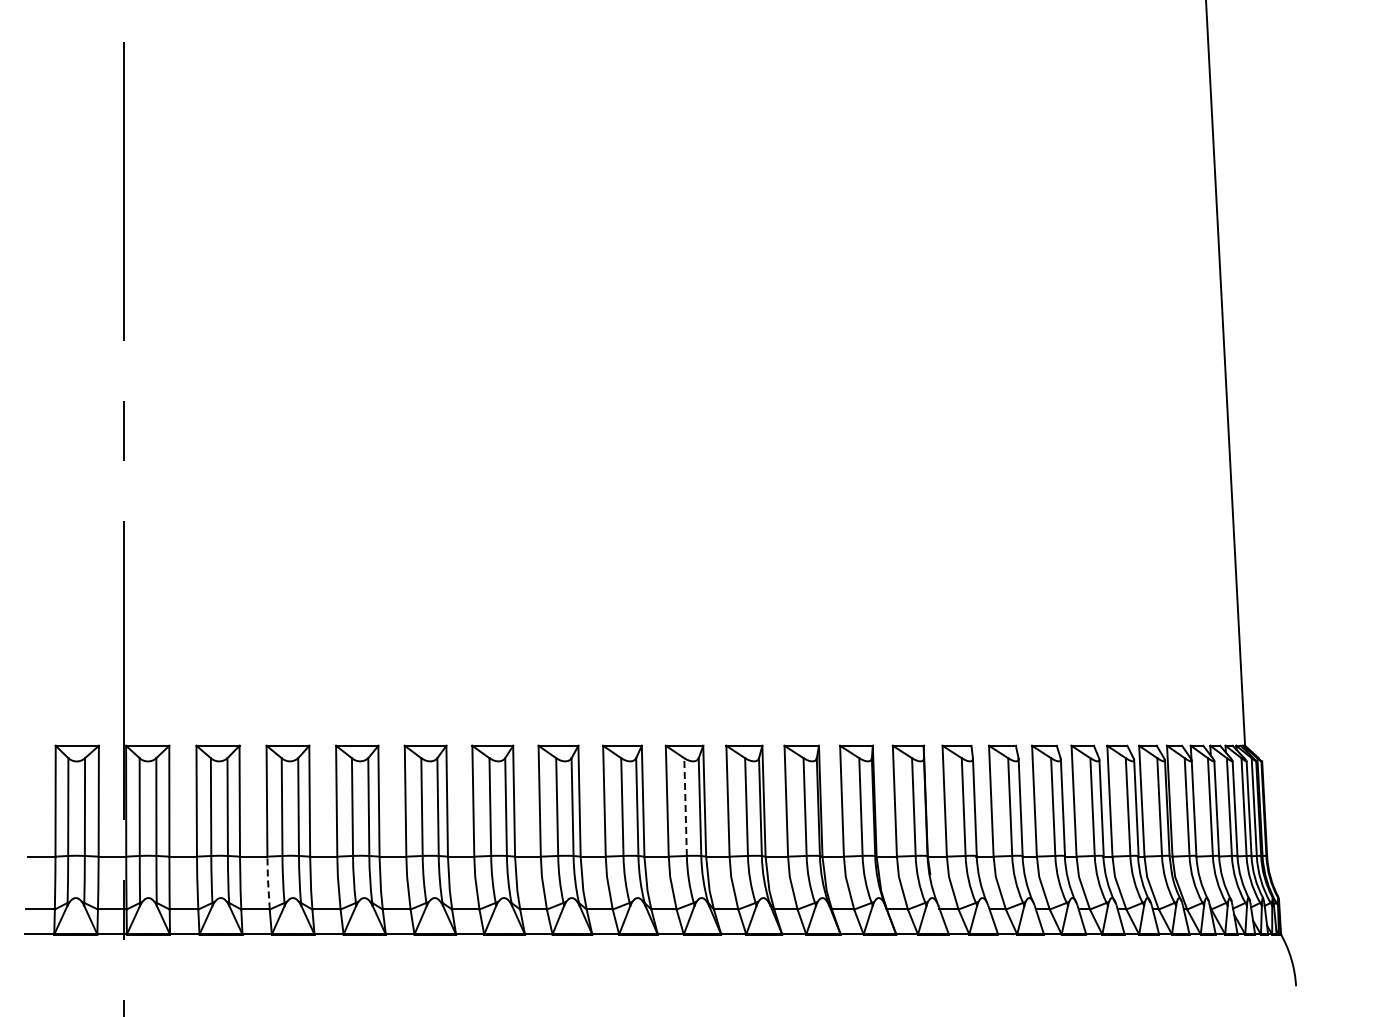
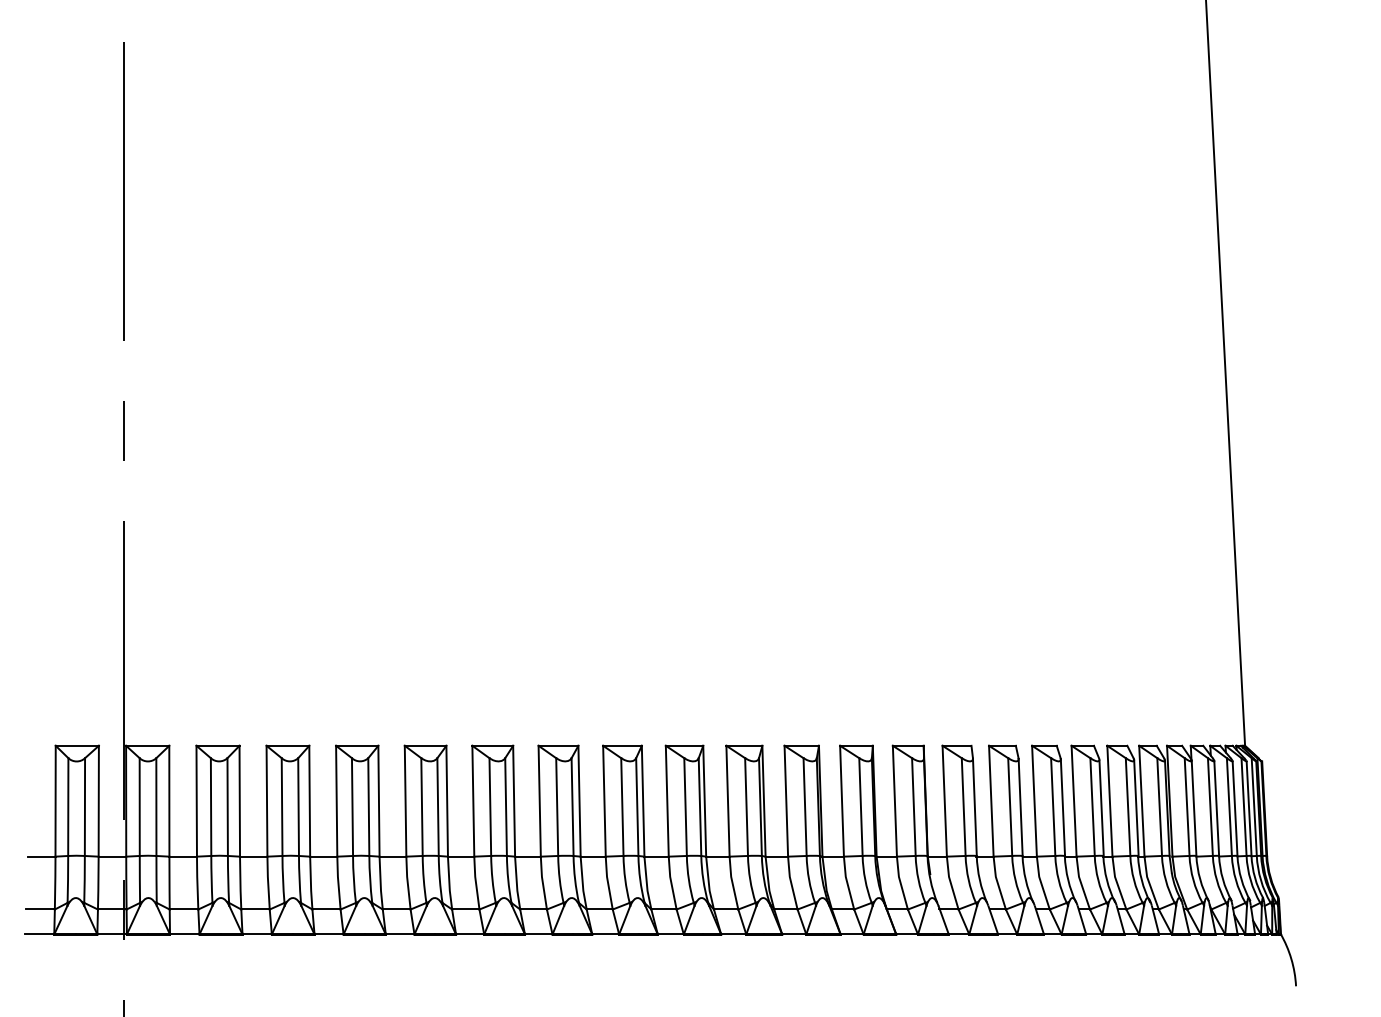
line: dashed -> solid (685, 807)
line: dashed -> solid (268, 881)
